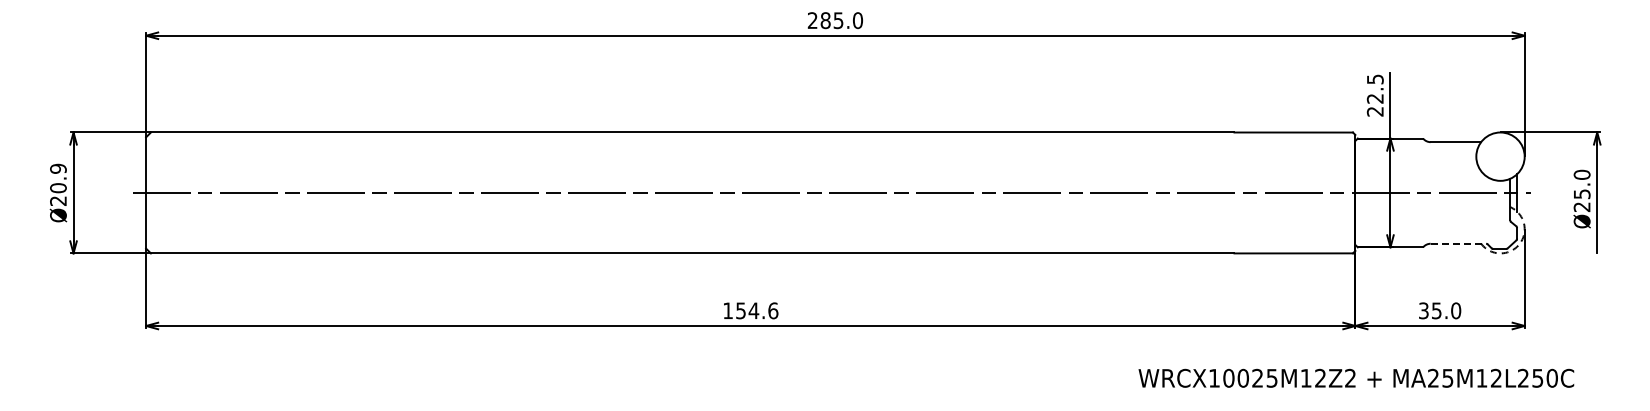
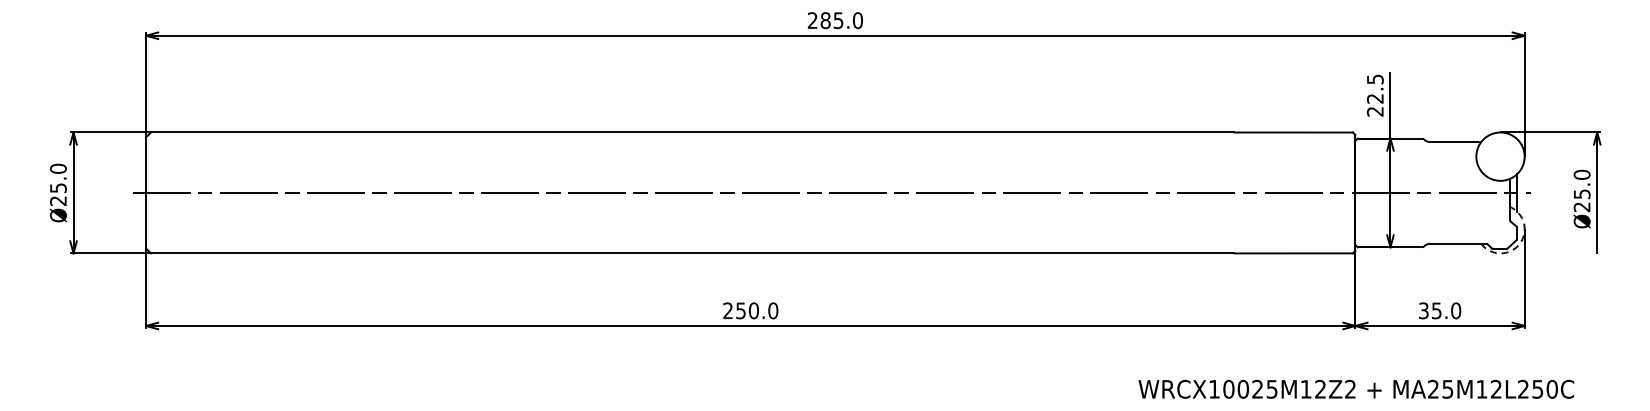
text: Ø20.9 -> Ø25.0 (58, 178)
line: dashed -> solid (1458, 243)
text: 154.6 -> 250.0 (750, 310)
text position: (1356, 377) -> (1356, 388) (1356, 388)
